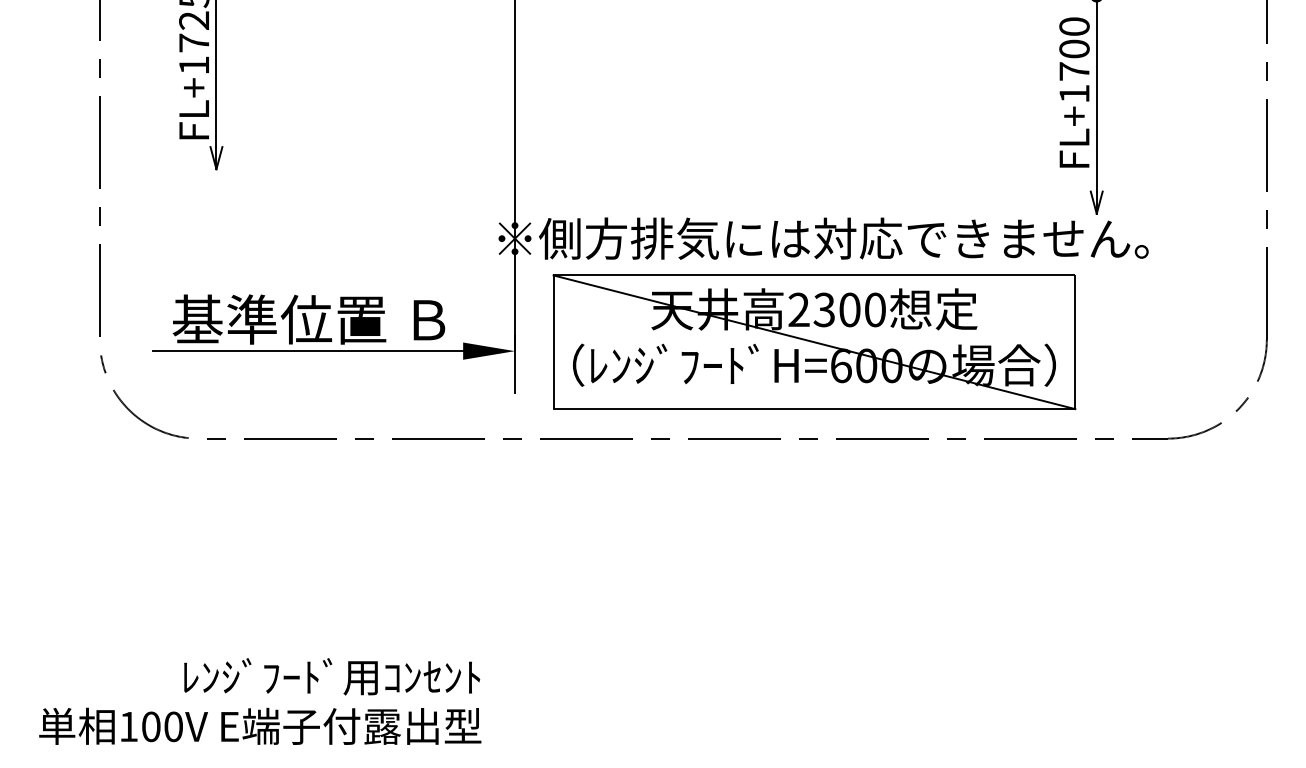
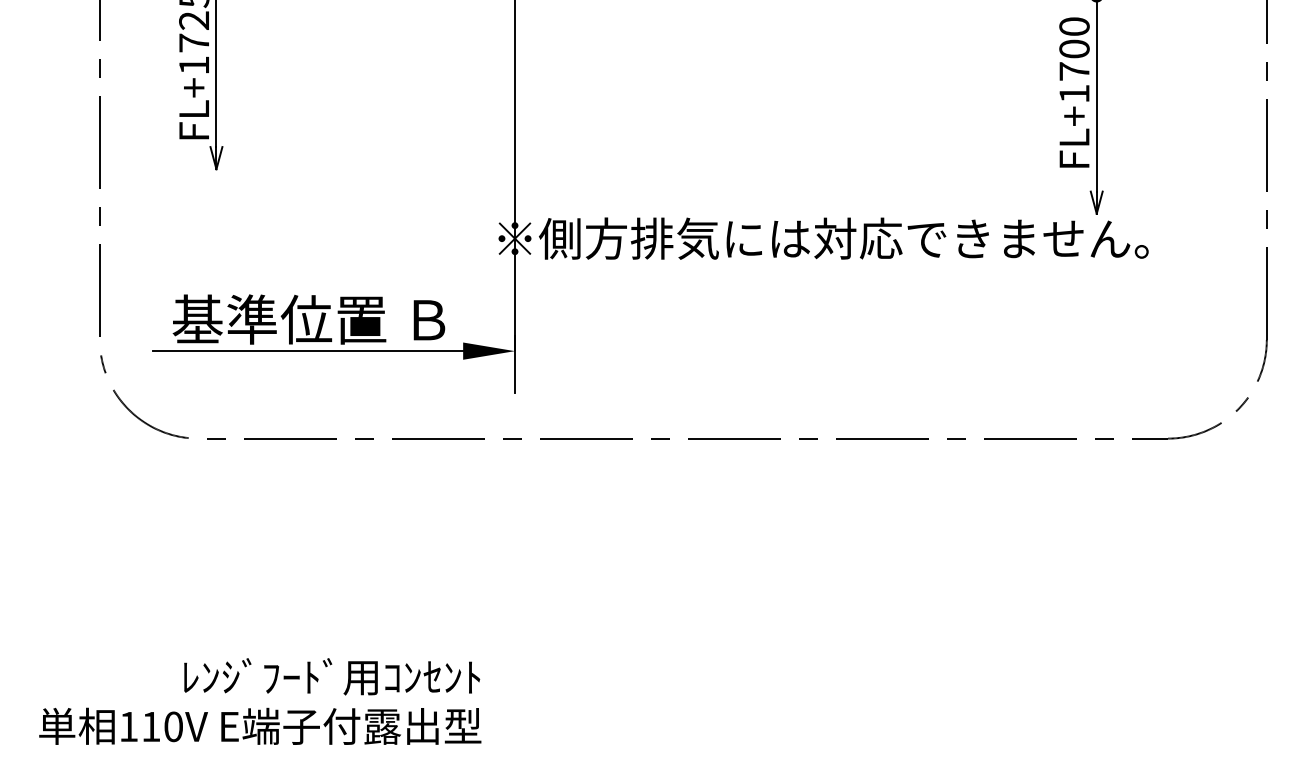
part: present -> none (814, 342)
text: 100V -> 110V (151, 726)
